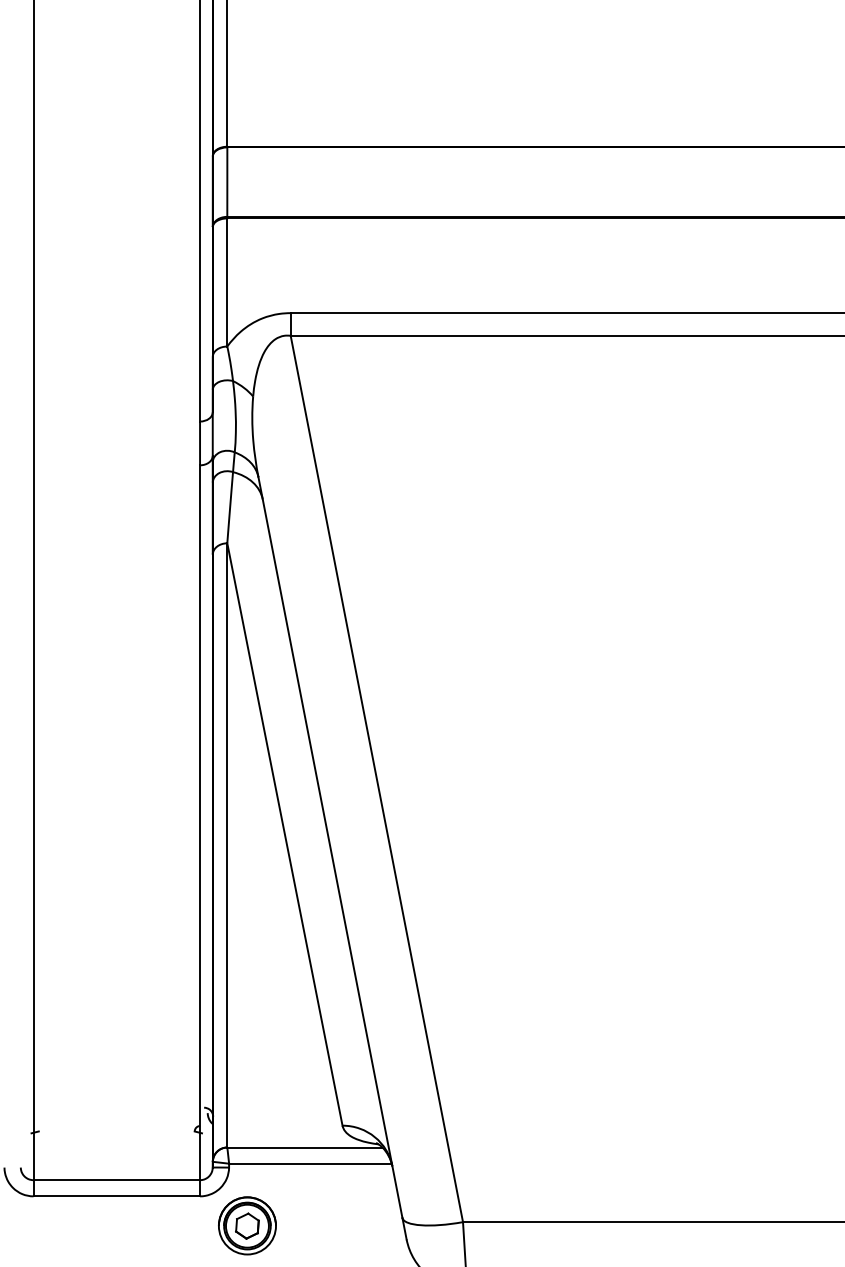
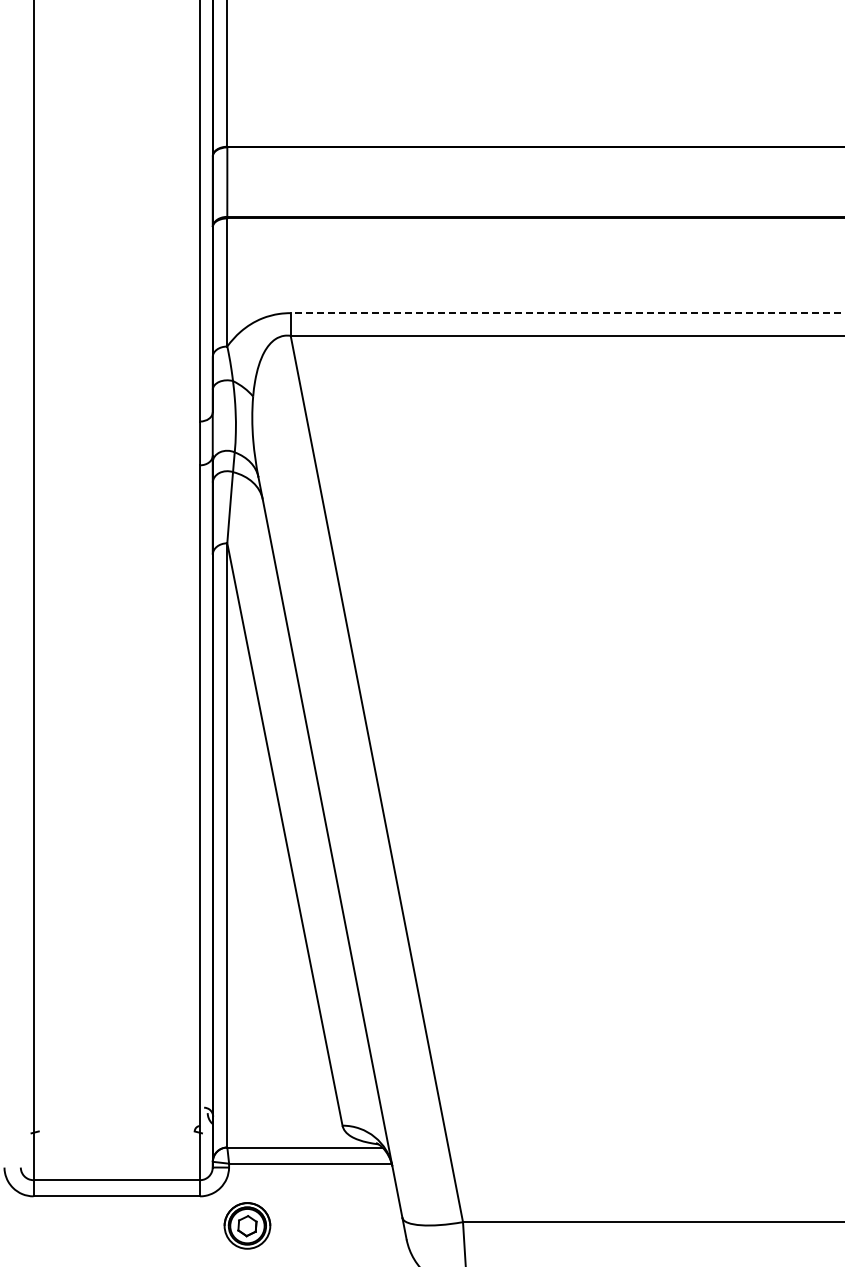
line: solid -> dashed (567, 313)
part size: 59x60 px -> 49x48 px (247, 1225)
